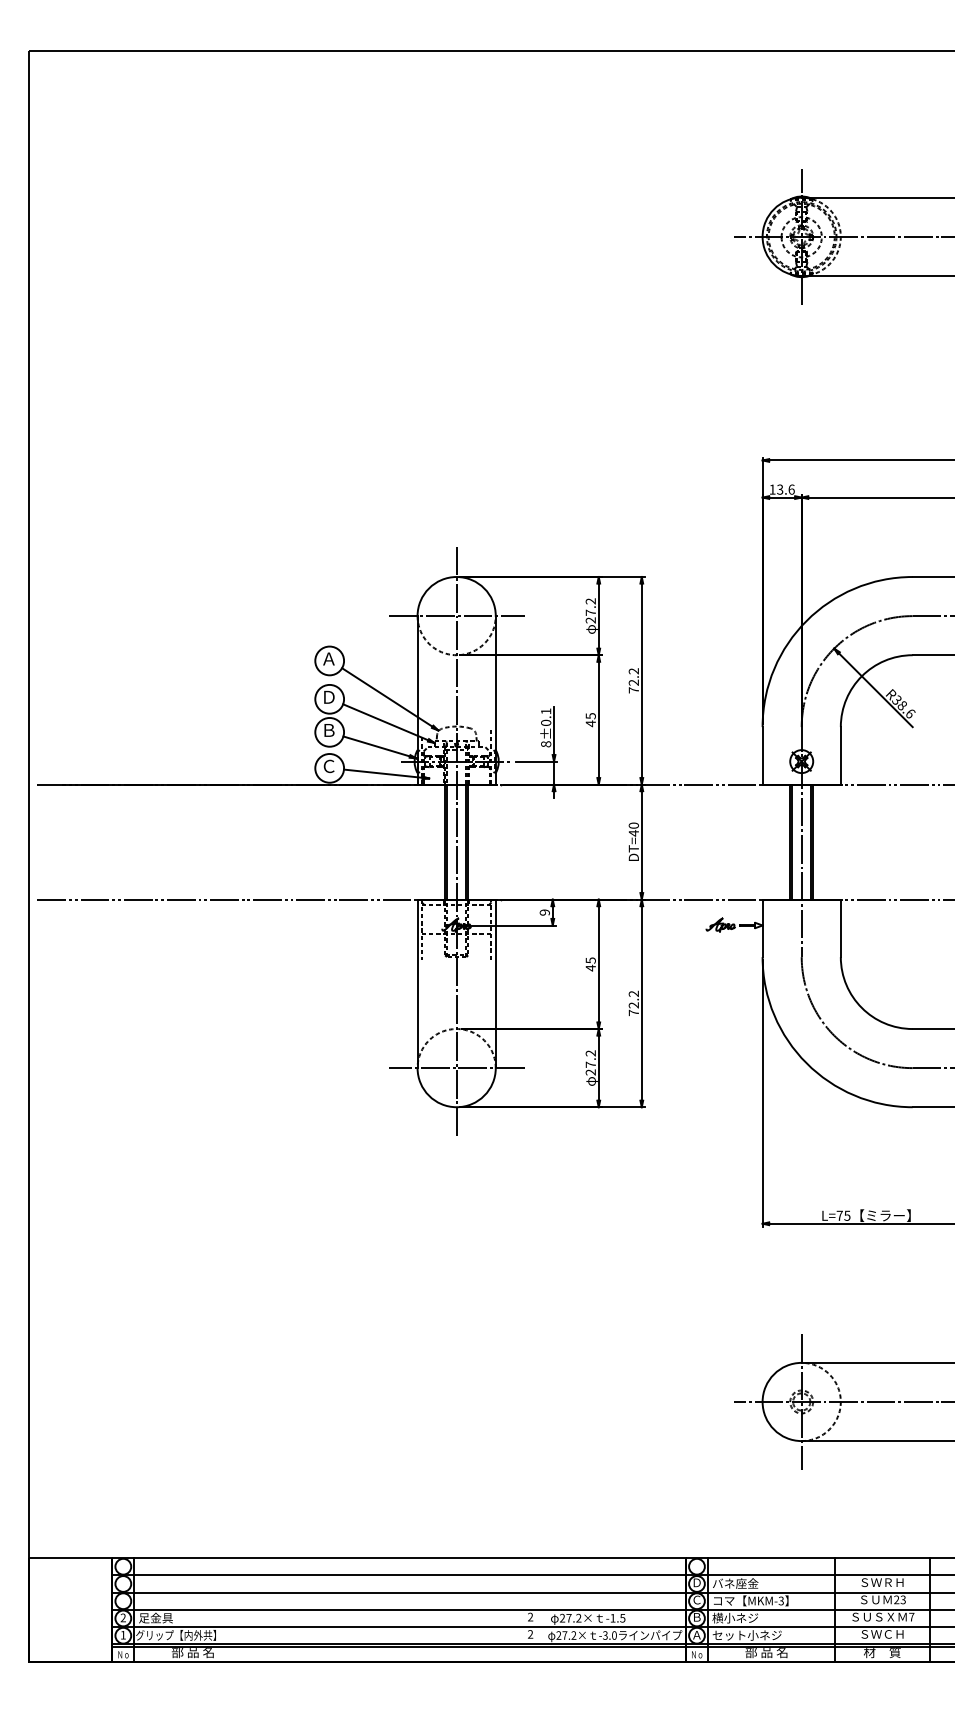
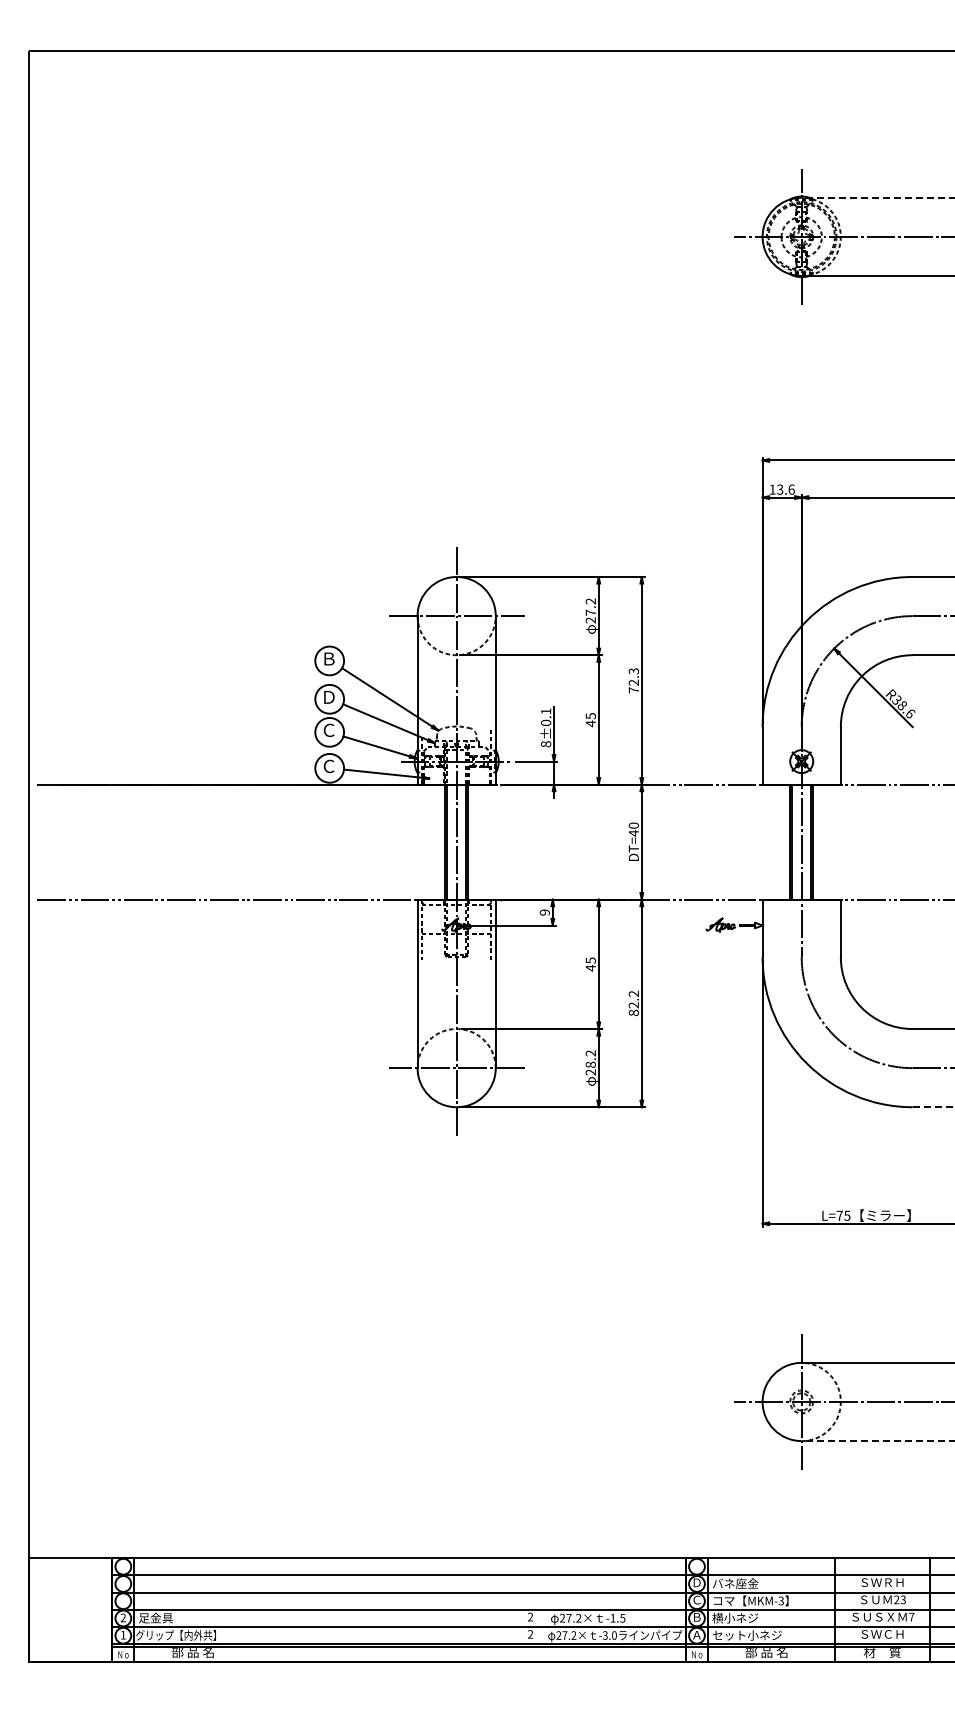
line: solid -> dashed (877, 197)
text: Ａ -> Ｂ (328, 658)
text: 72.2 -> 72.3 (633, 671)
text: Ｂ -> Ｃ (328, 730)
text: 72.2 -> 82.2 (633, 1012)
text: 27.2 -> 28.2 (590, 1064)
line: solid -> dashed (933, 1107)
line: solid -> dashed (877, 1441)
